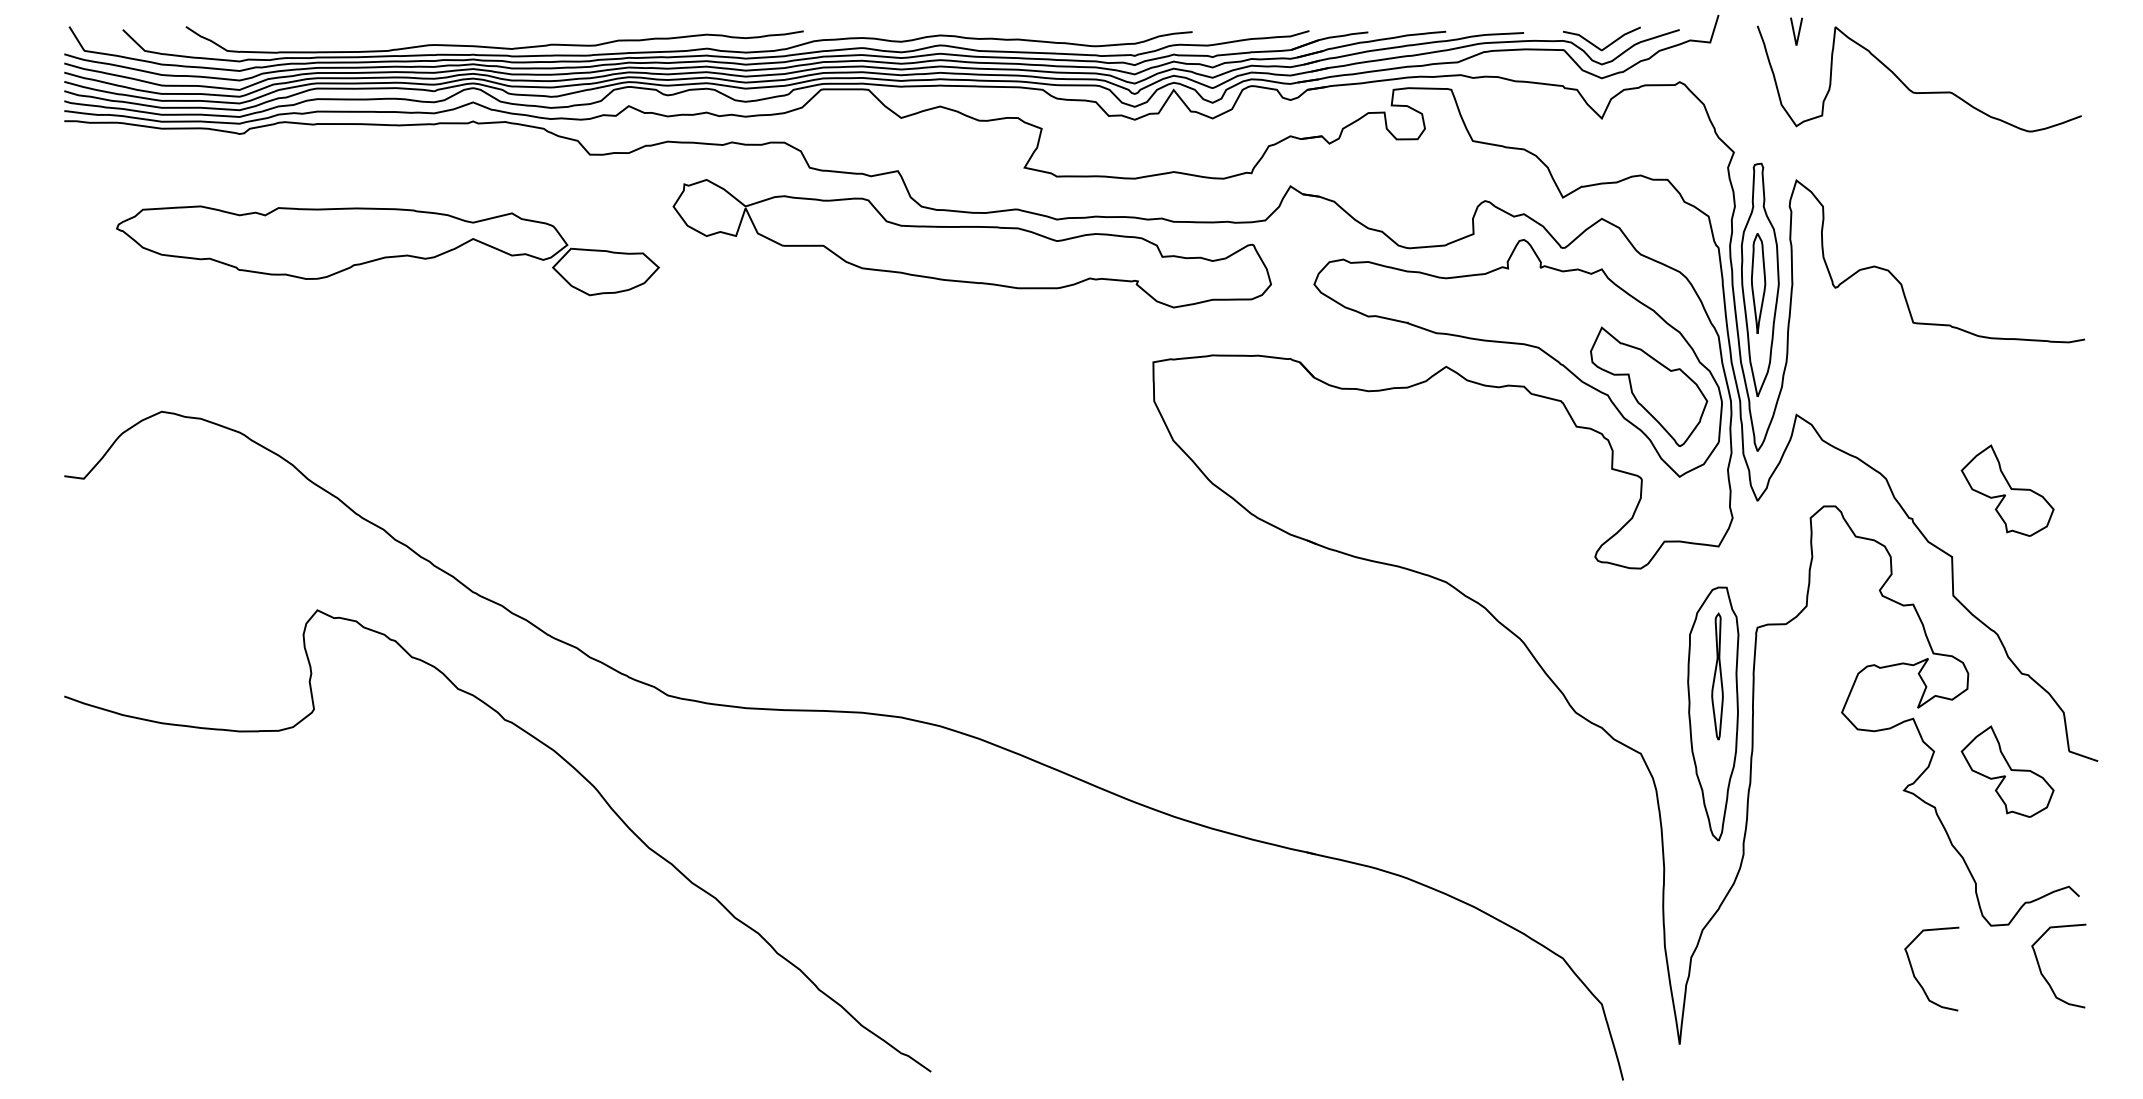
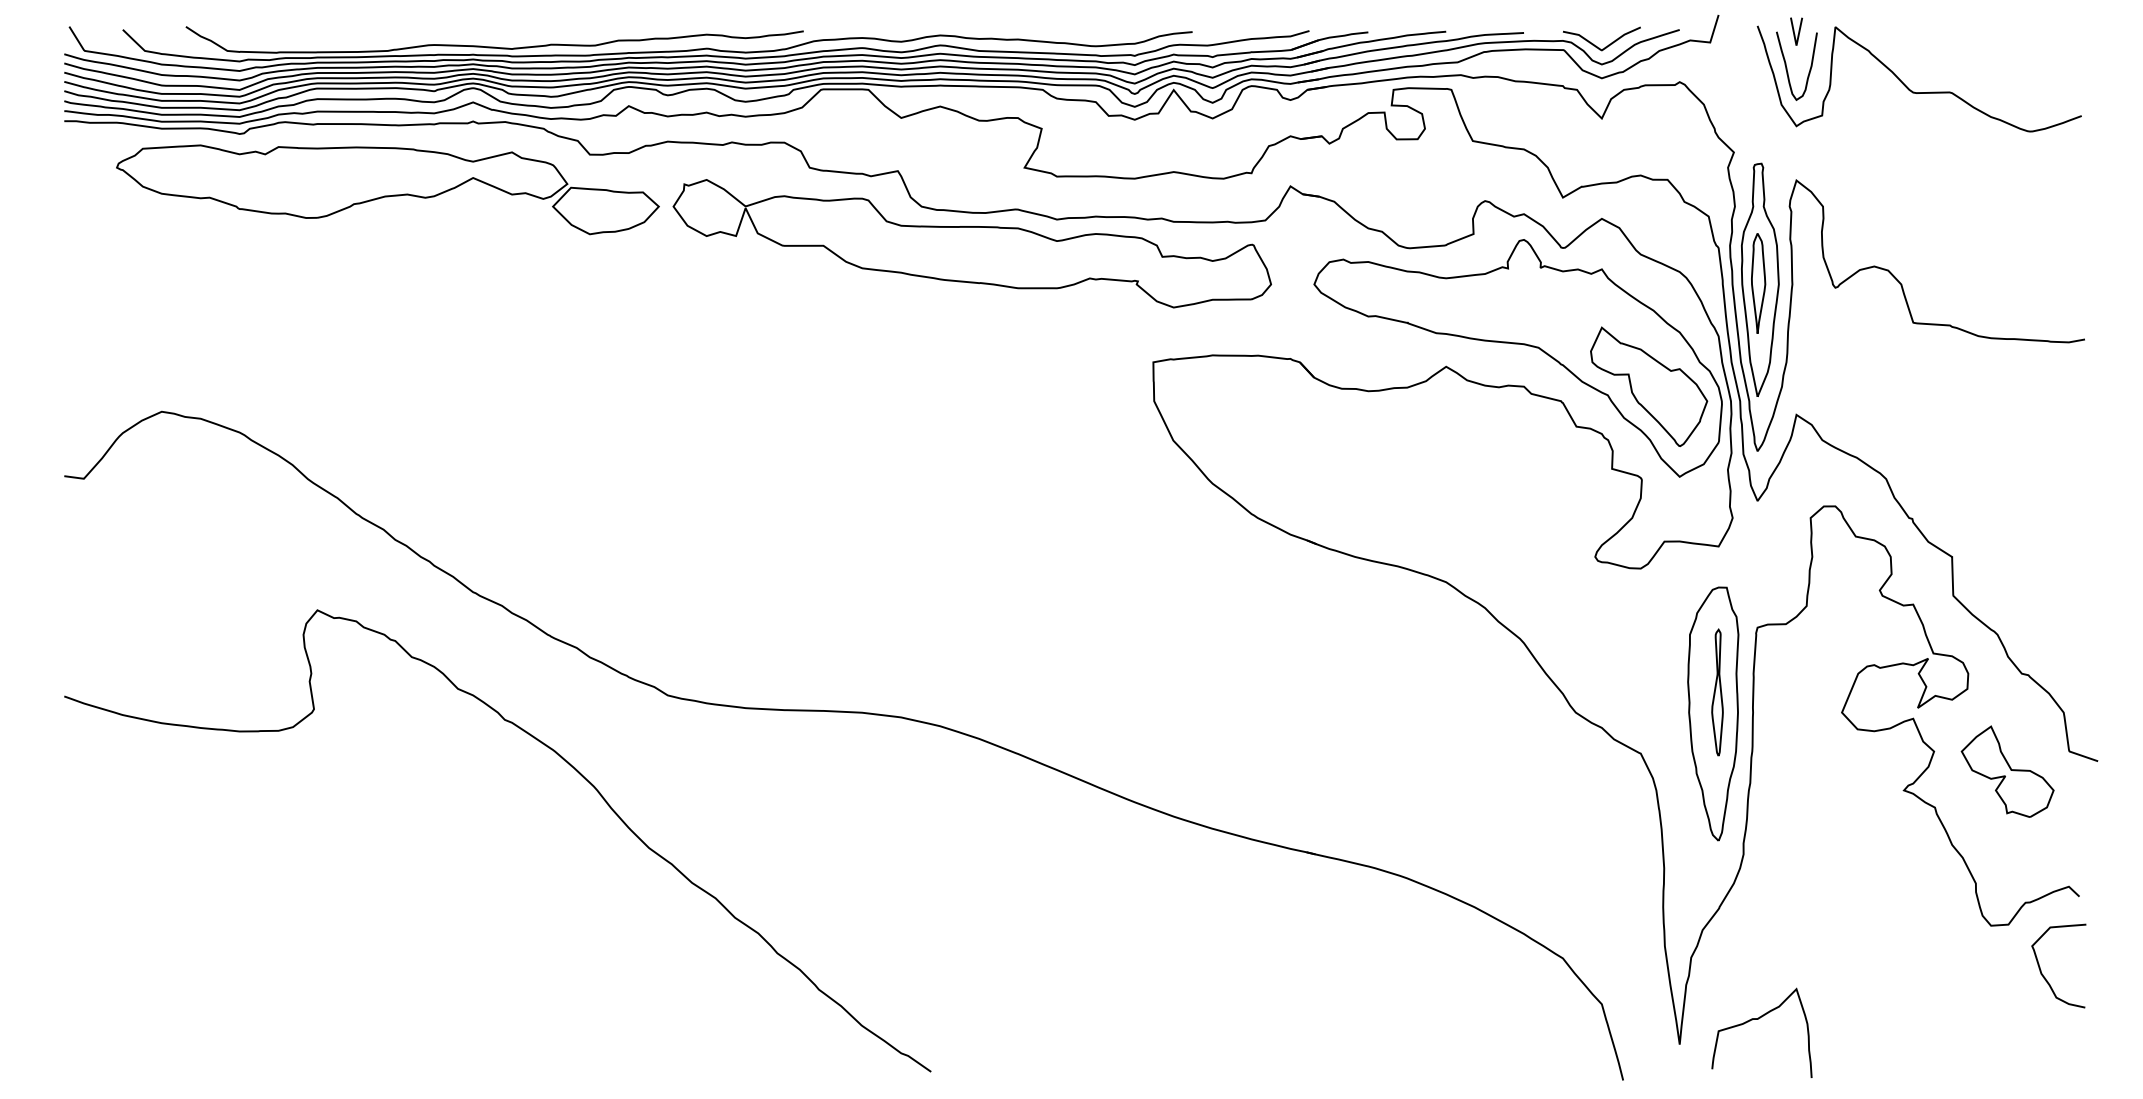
curve: none -> present (1787, 67)
part position: (387, 250) -> (387, 189) (387, 189)
part: present -> none (2007, 490)
part position: (1717, 676) -> (1717, 692) (1717, 692)
curve: present -> none (1916, 977)
curve: none -> present (1758, 1019)
